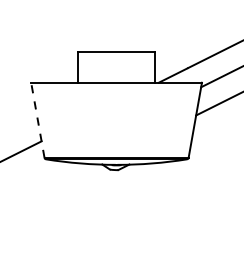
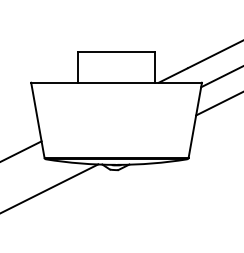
line: dashed -> solid (37, 119)
line: none -> present (50, 188)
